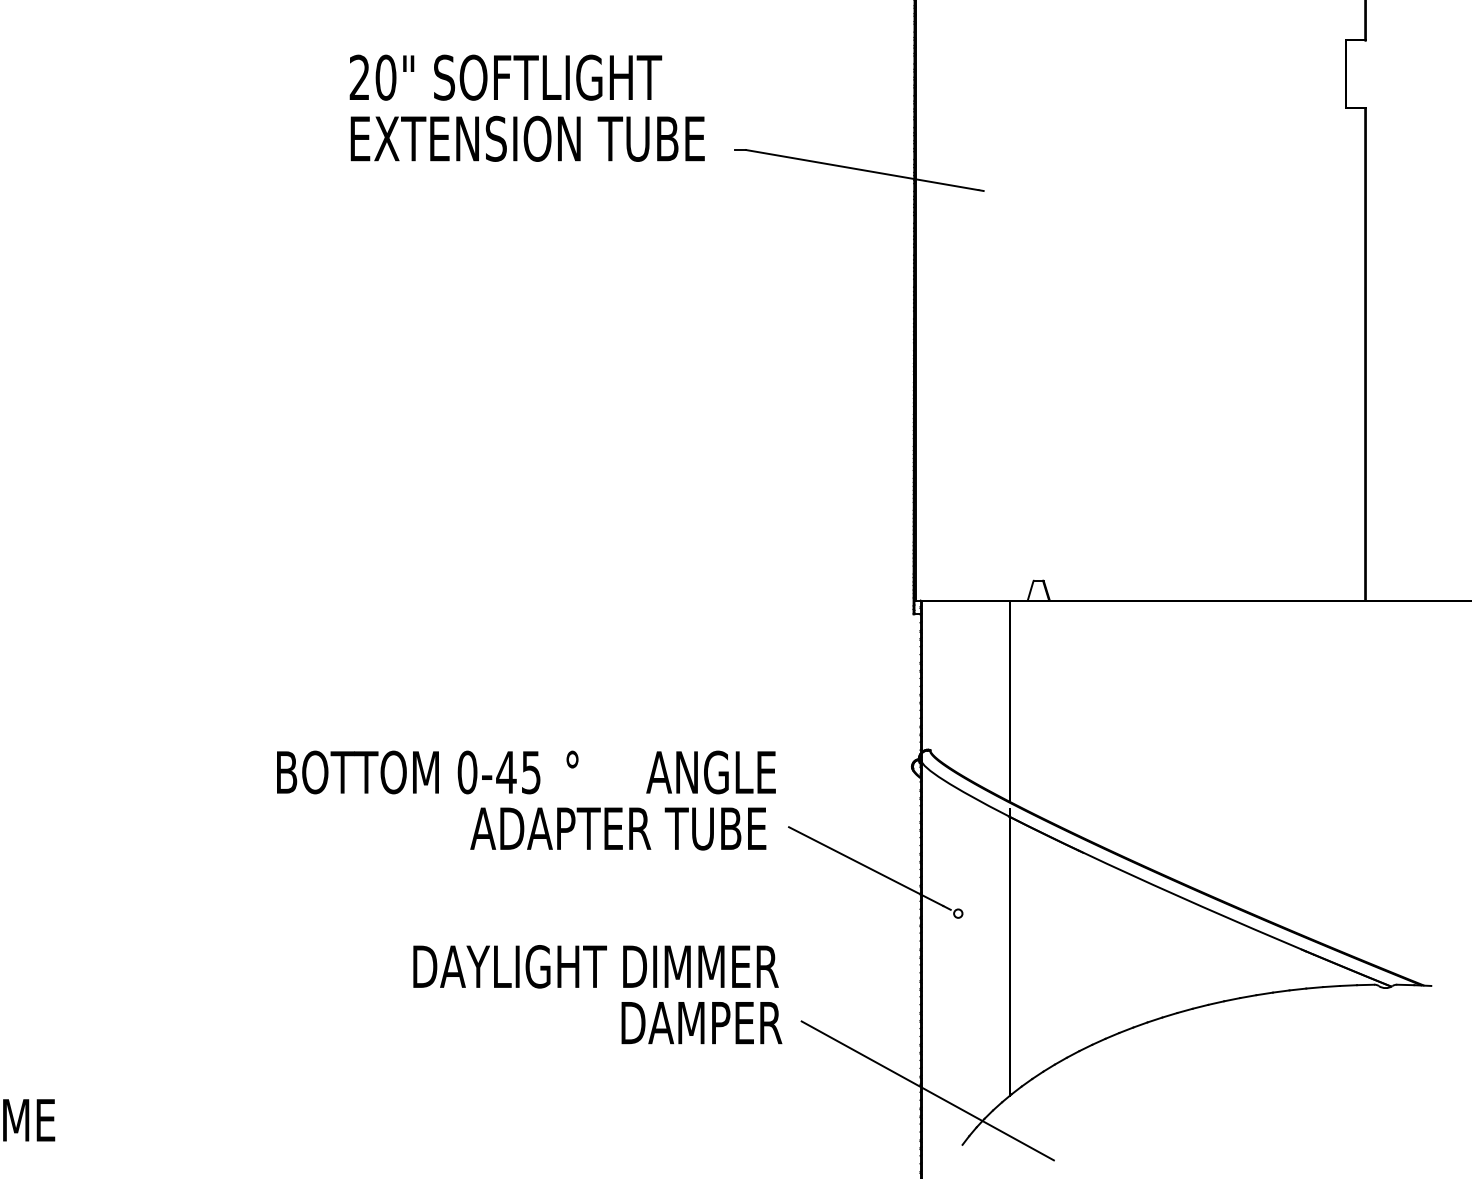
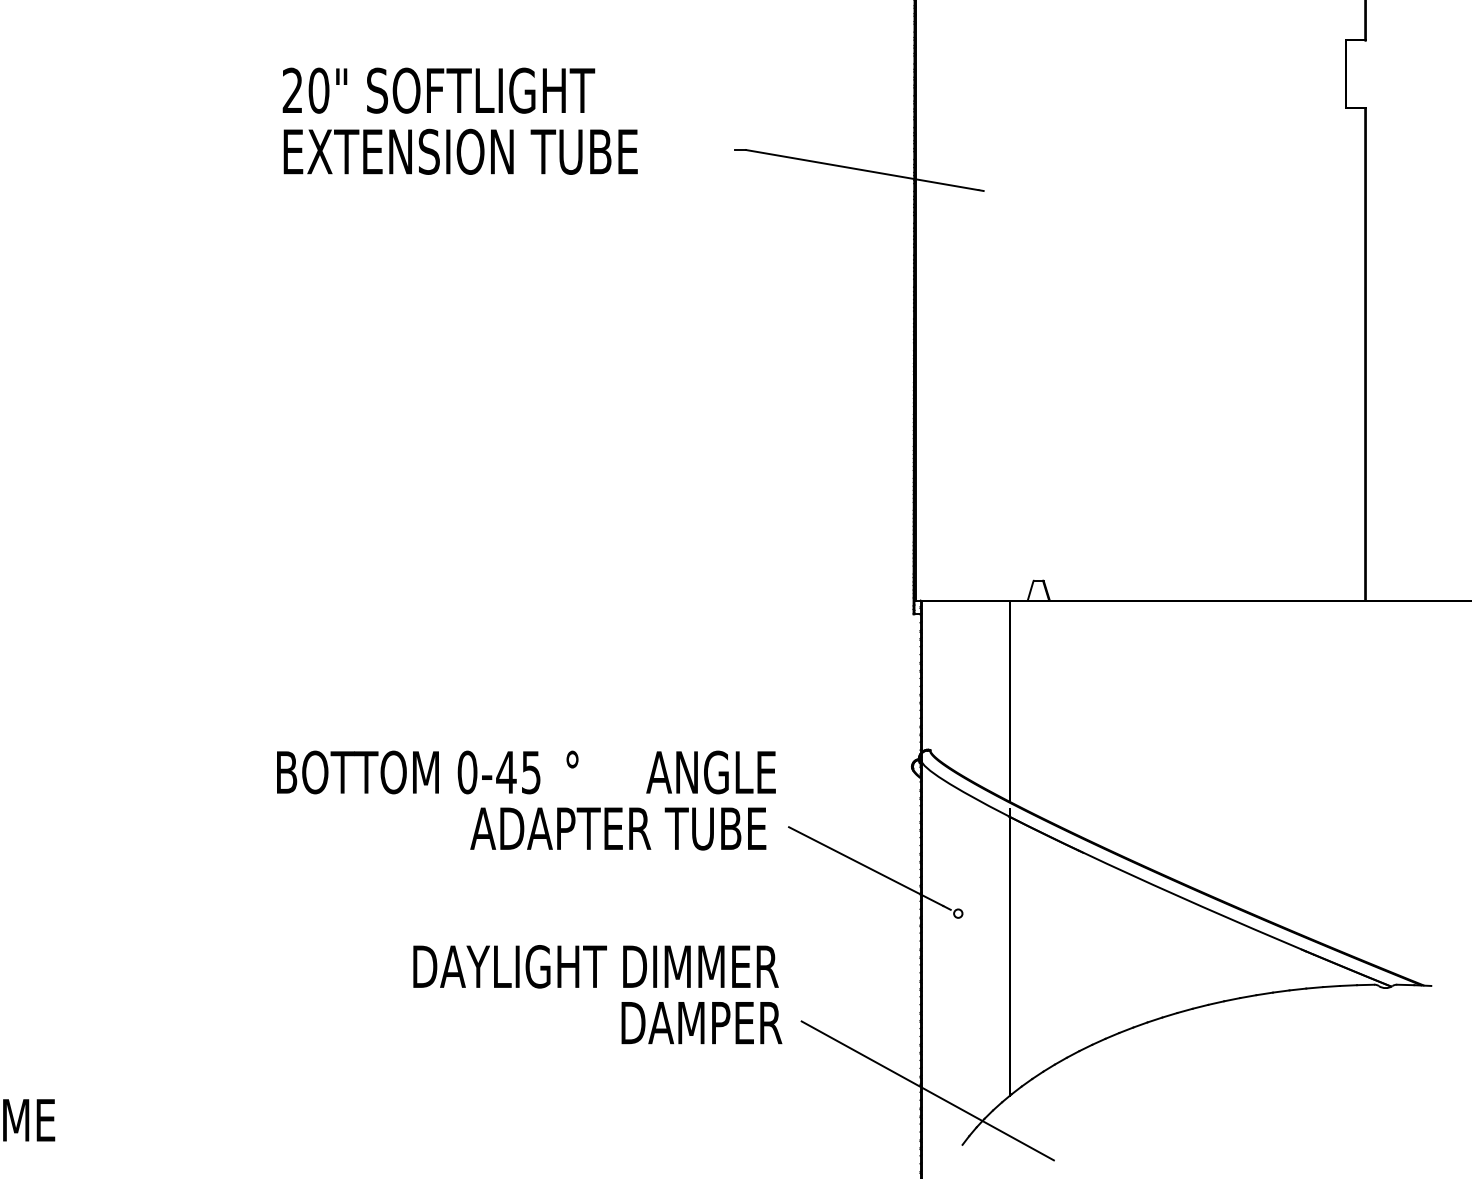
text position: (526, 107) -> (459, 120) (459, 120)
